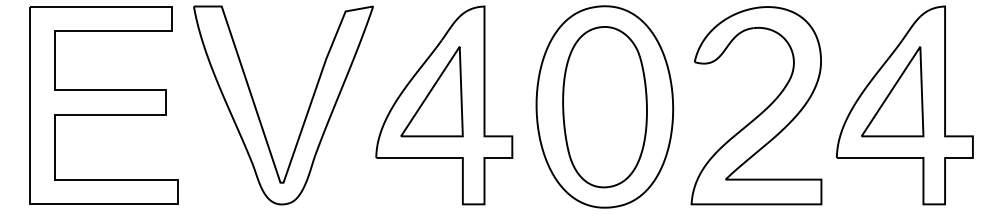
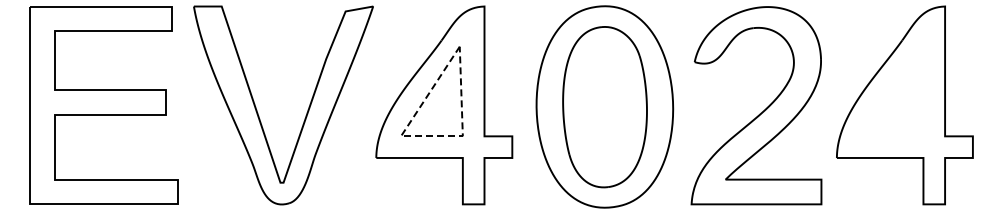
part: present -> none (892, 91)
line: solid -> dashed (422, 136)
